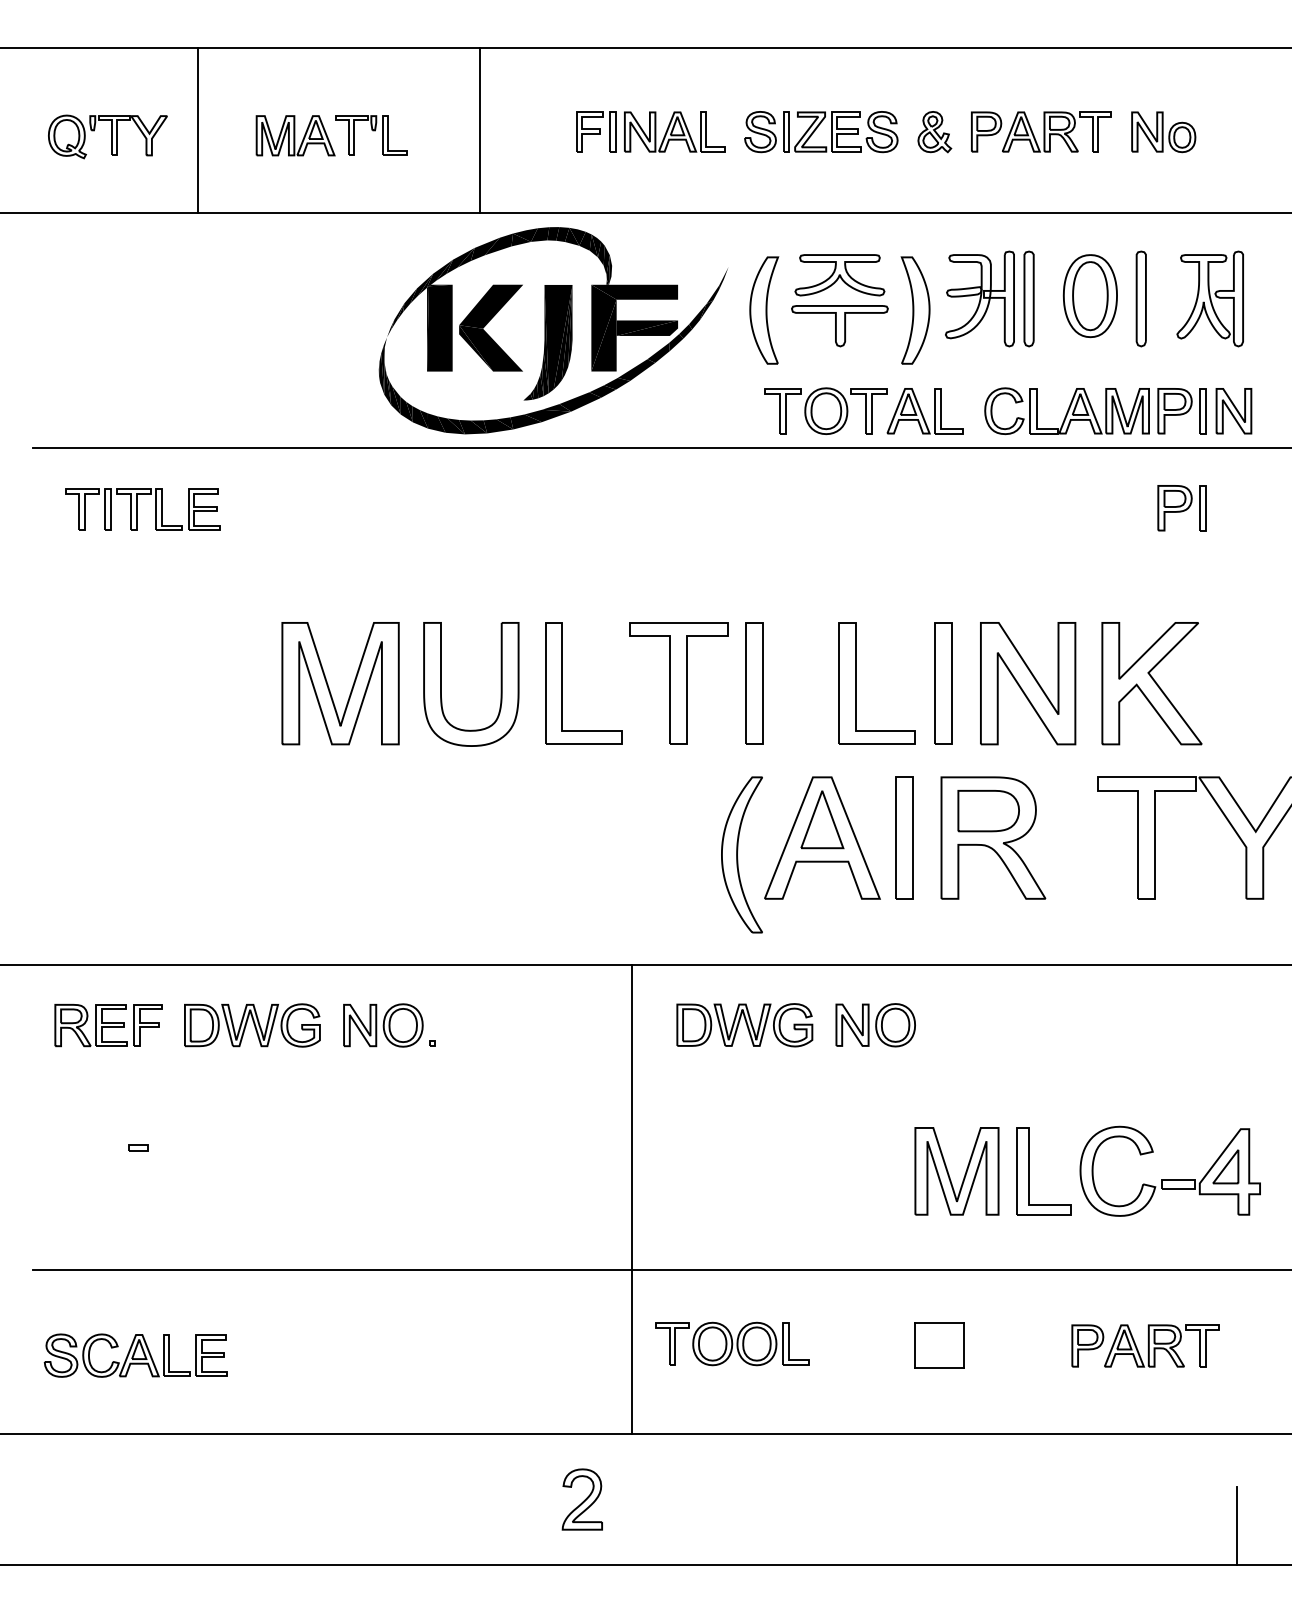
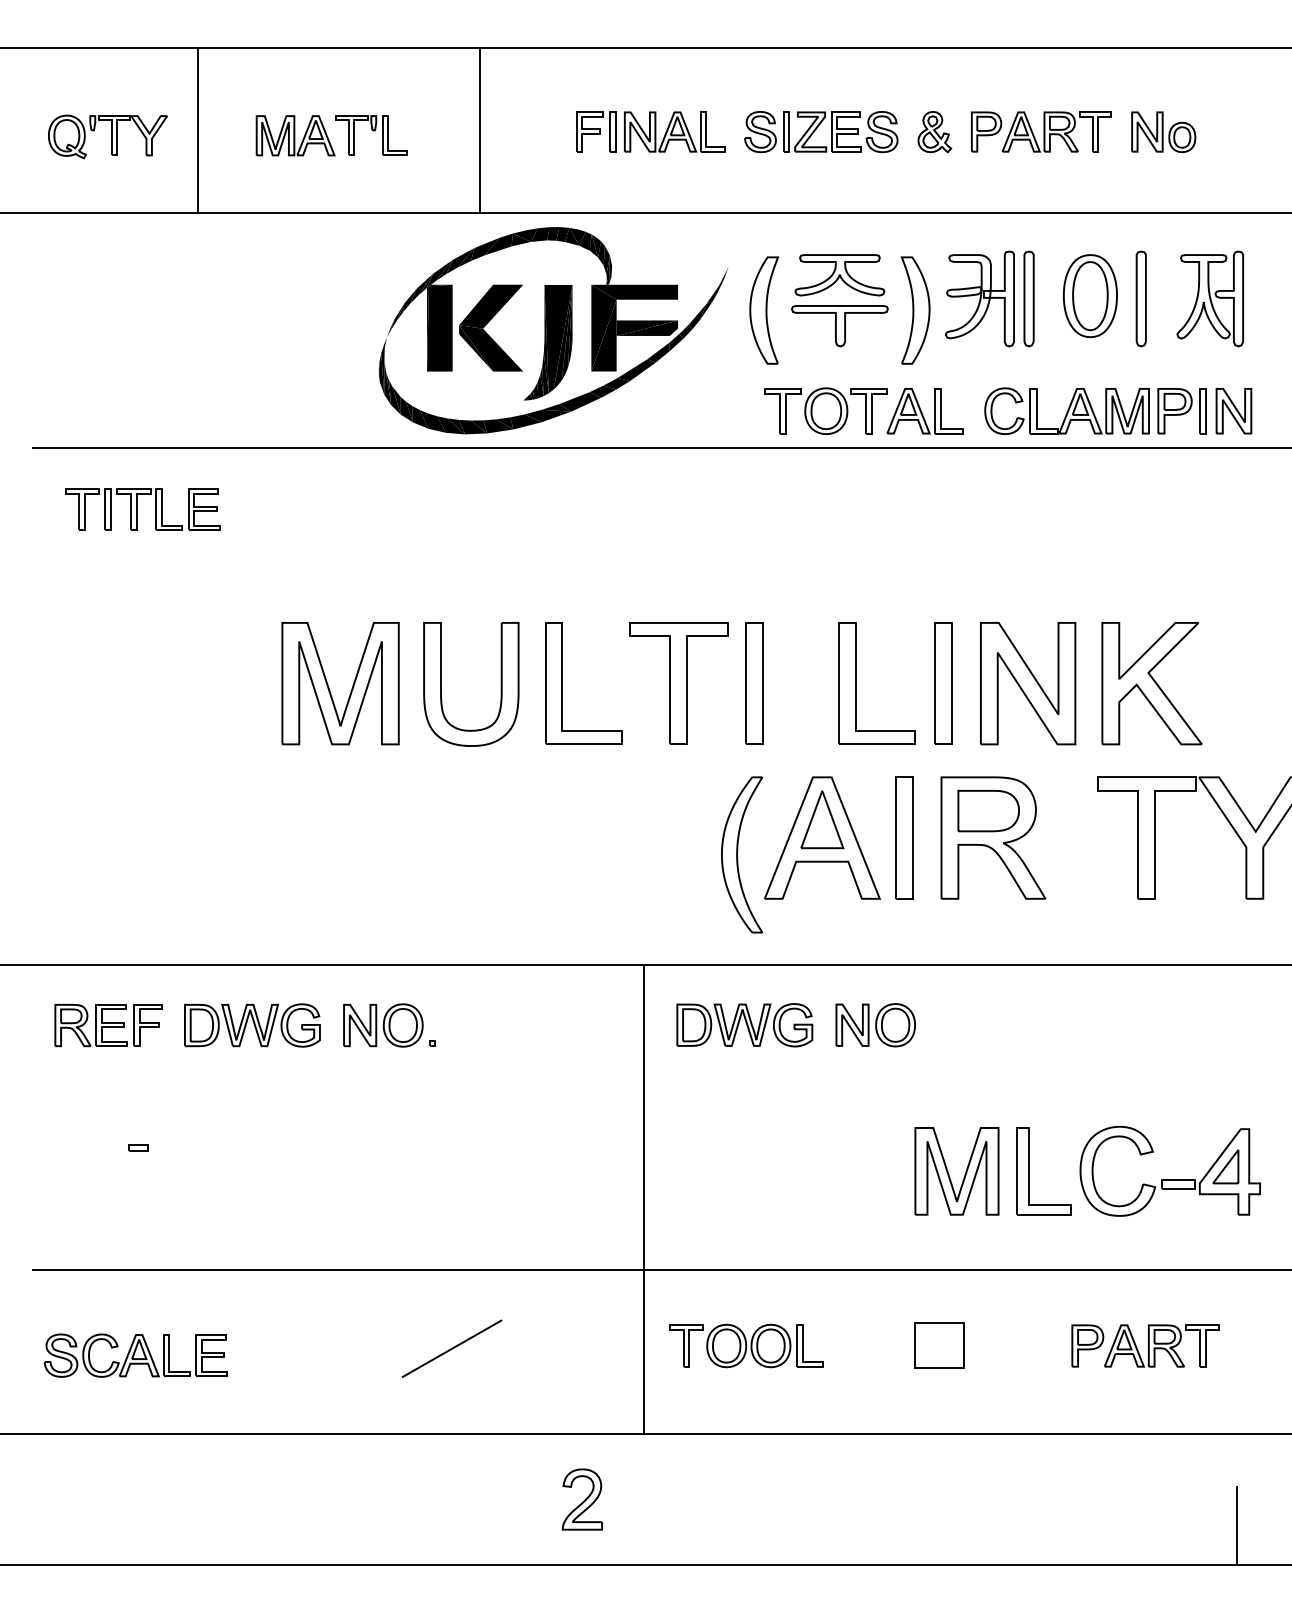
part: present -> none (1181, 508)
line position: (632, 1199) -> (644, 1199) (644, 1199)
part position: (732, 1343) -> (746, 1345) (746, 1345)
line: none -> present (451, 1348)
